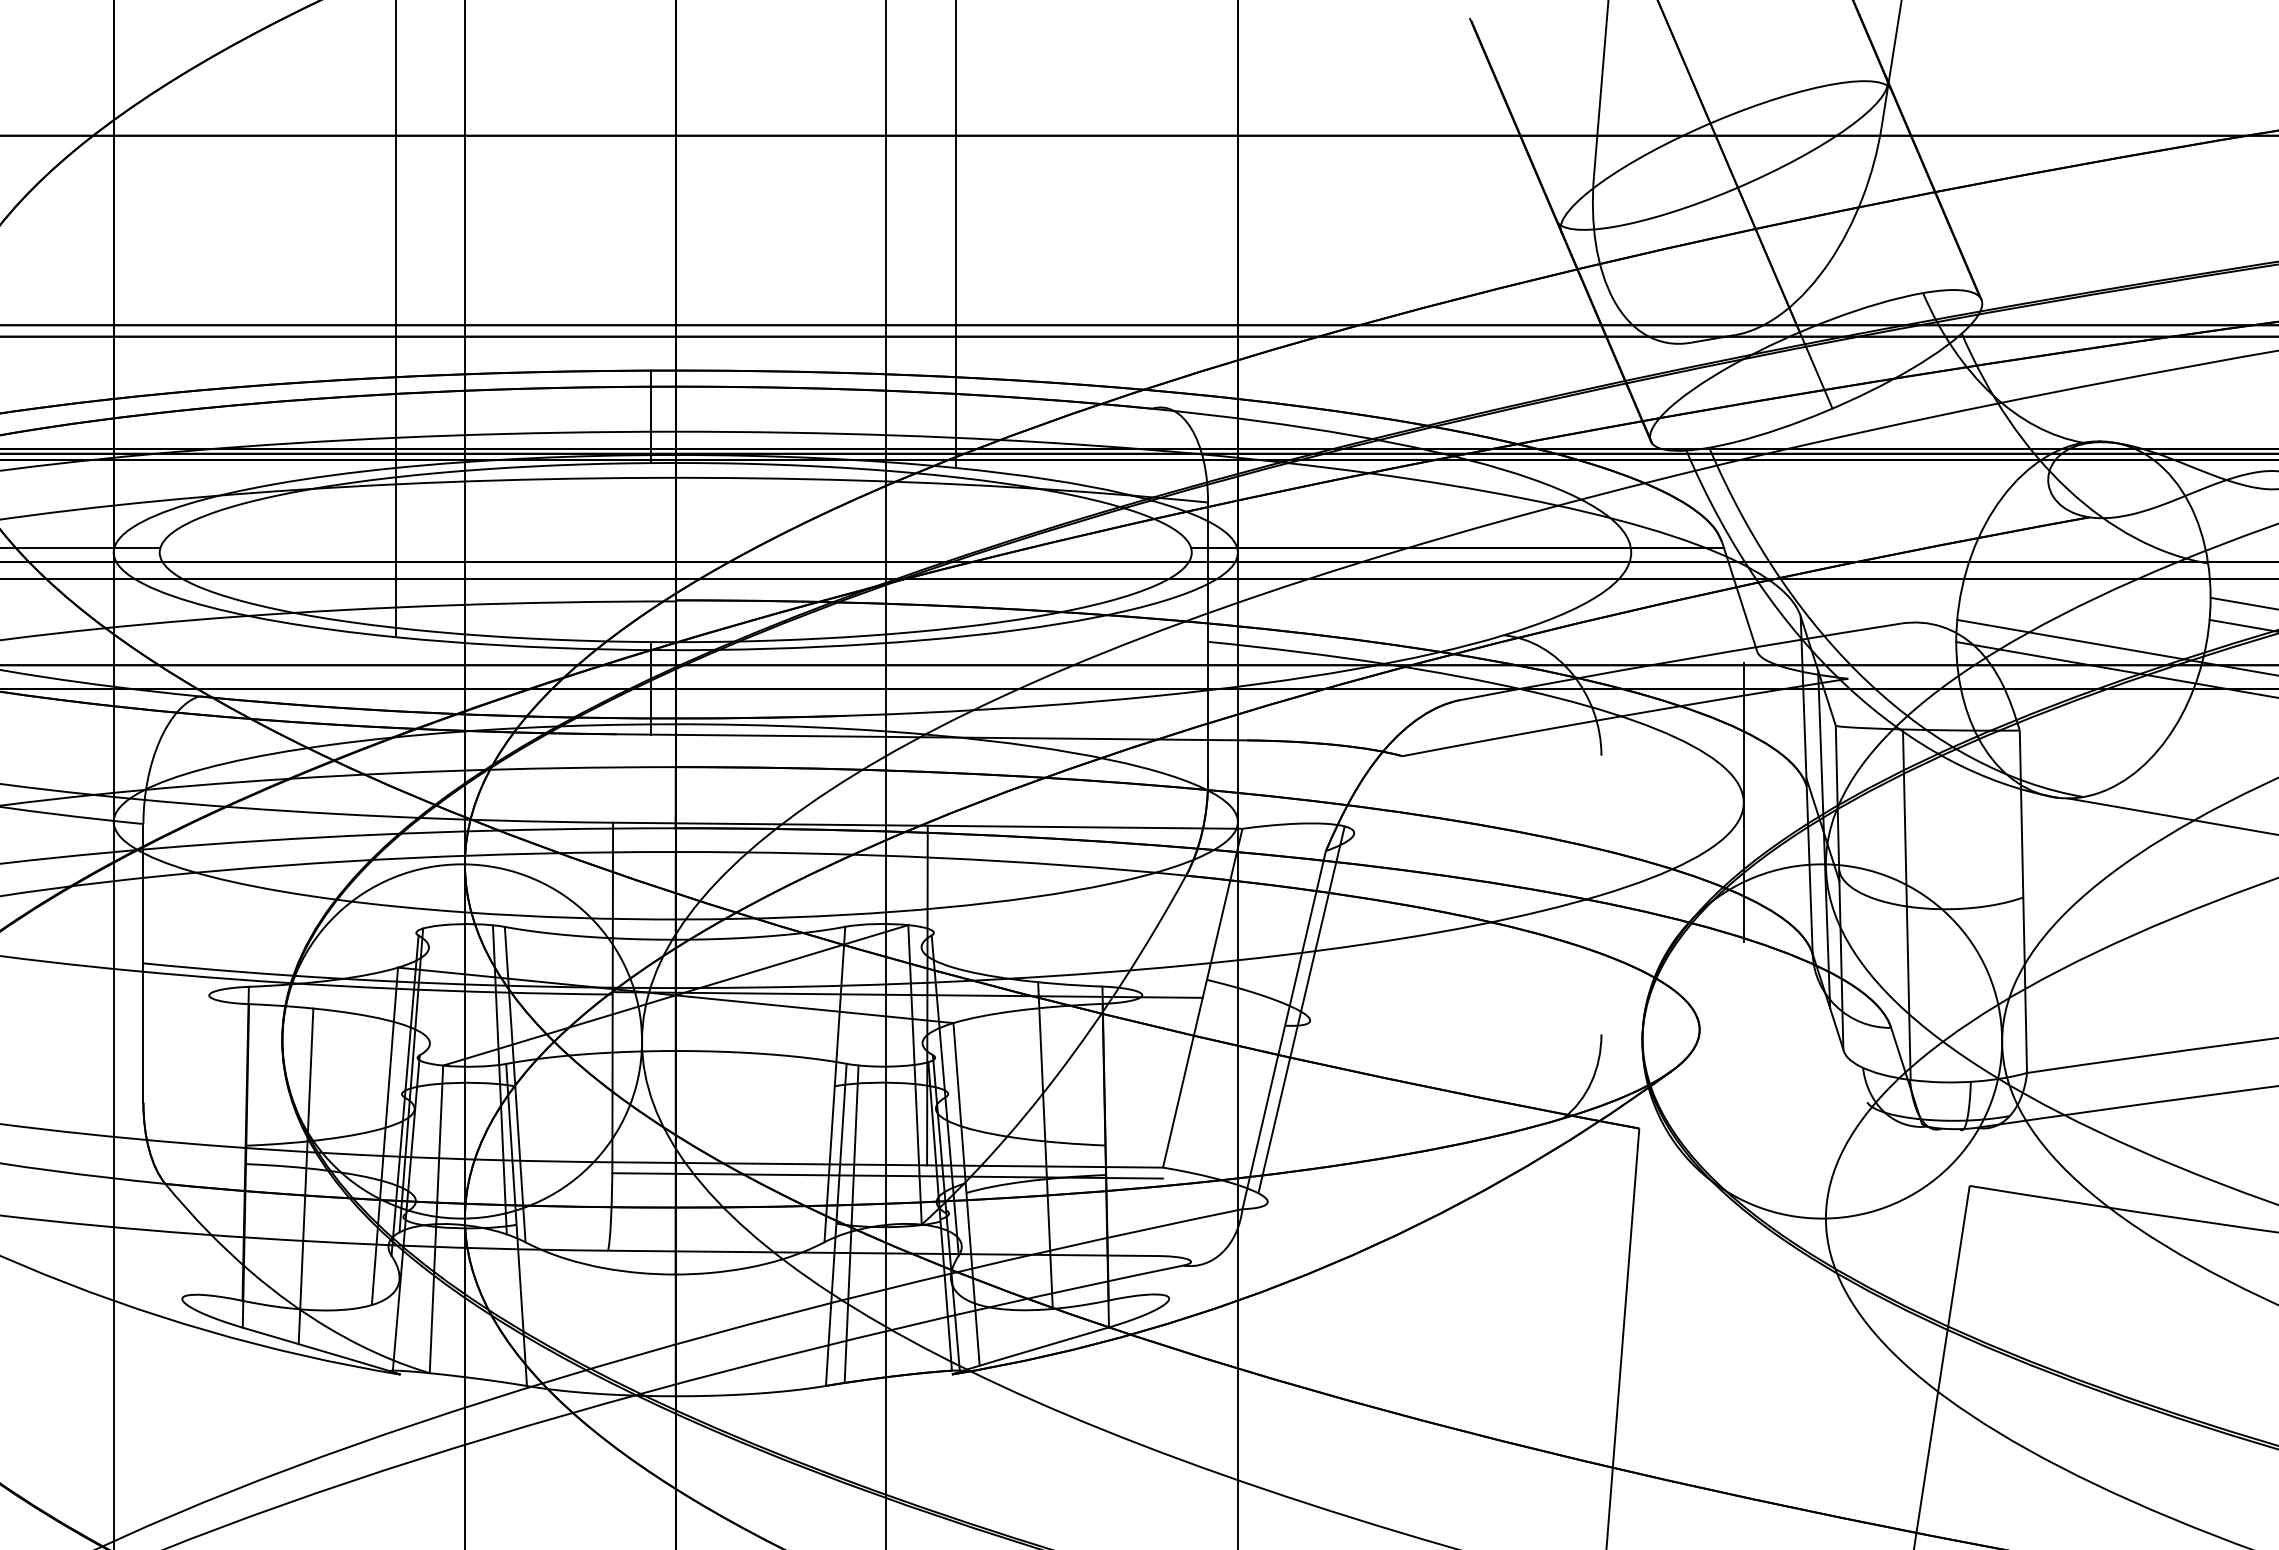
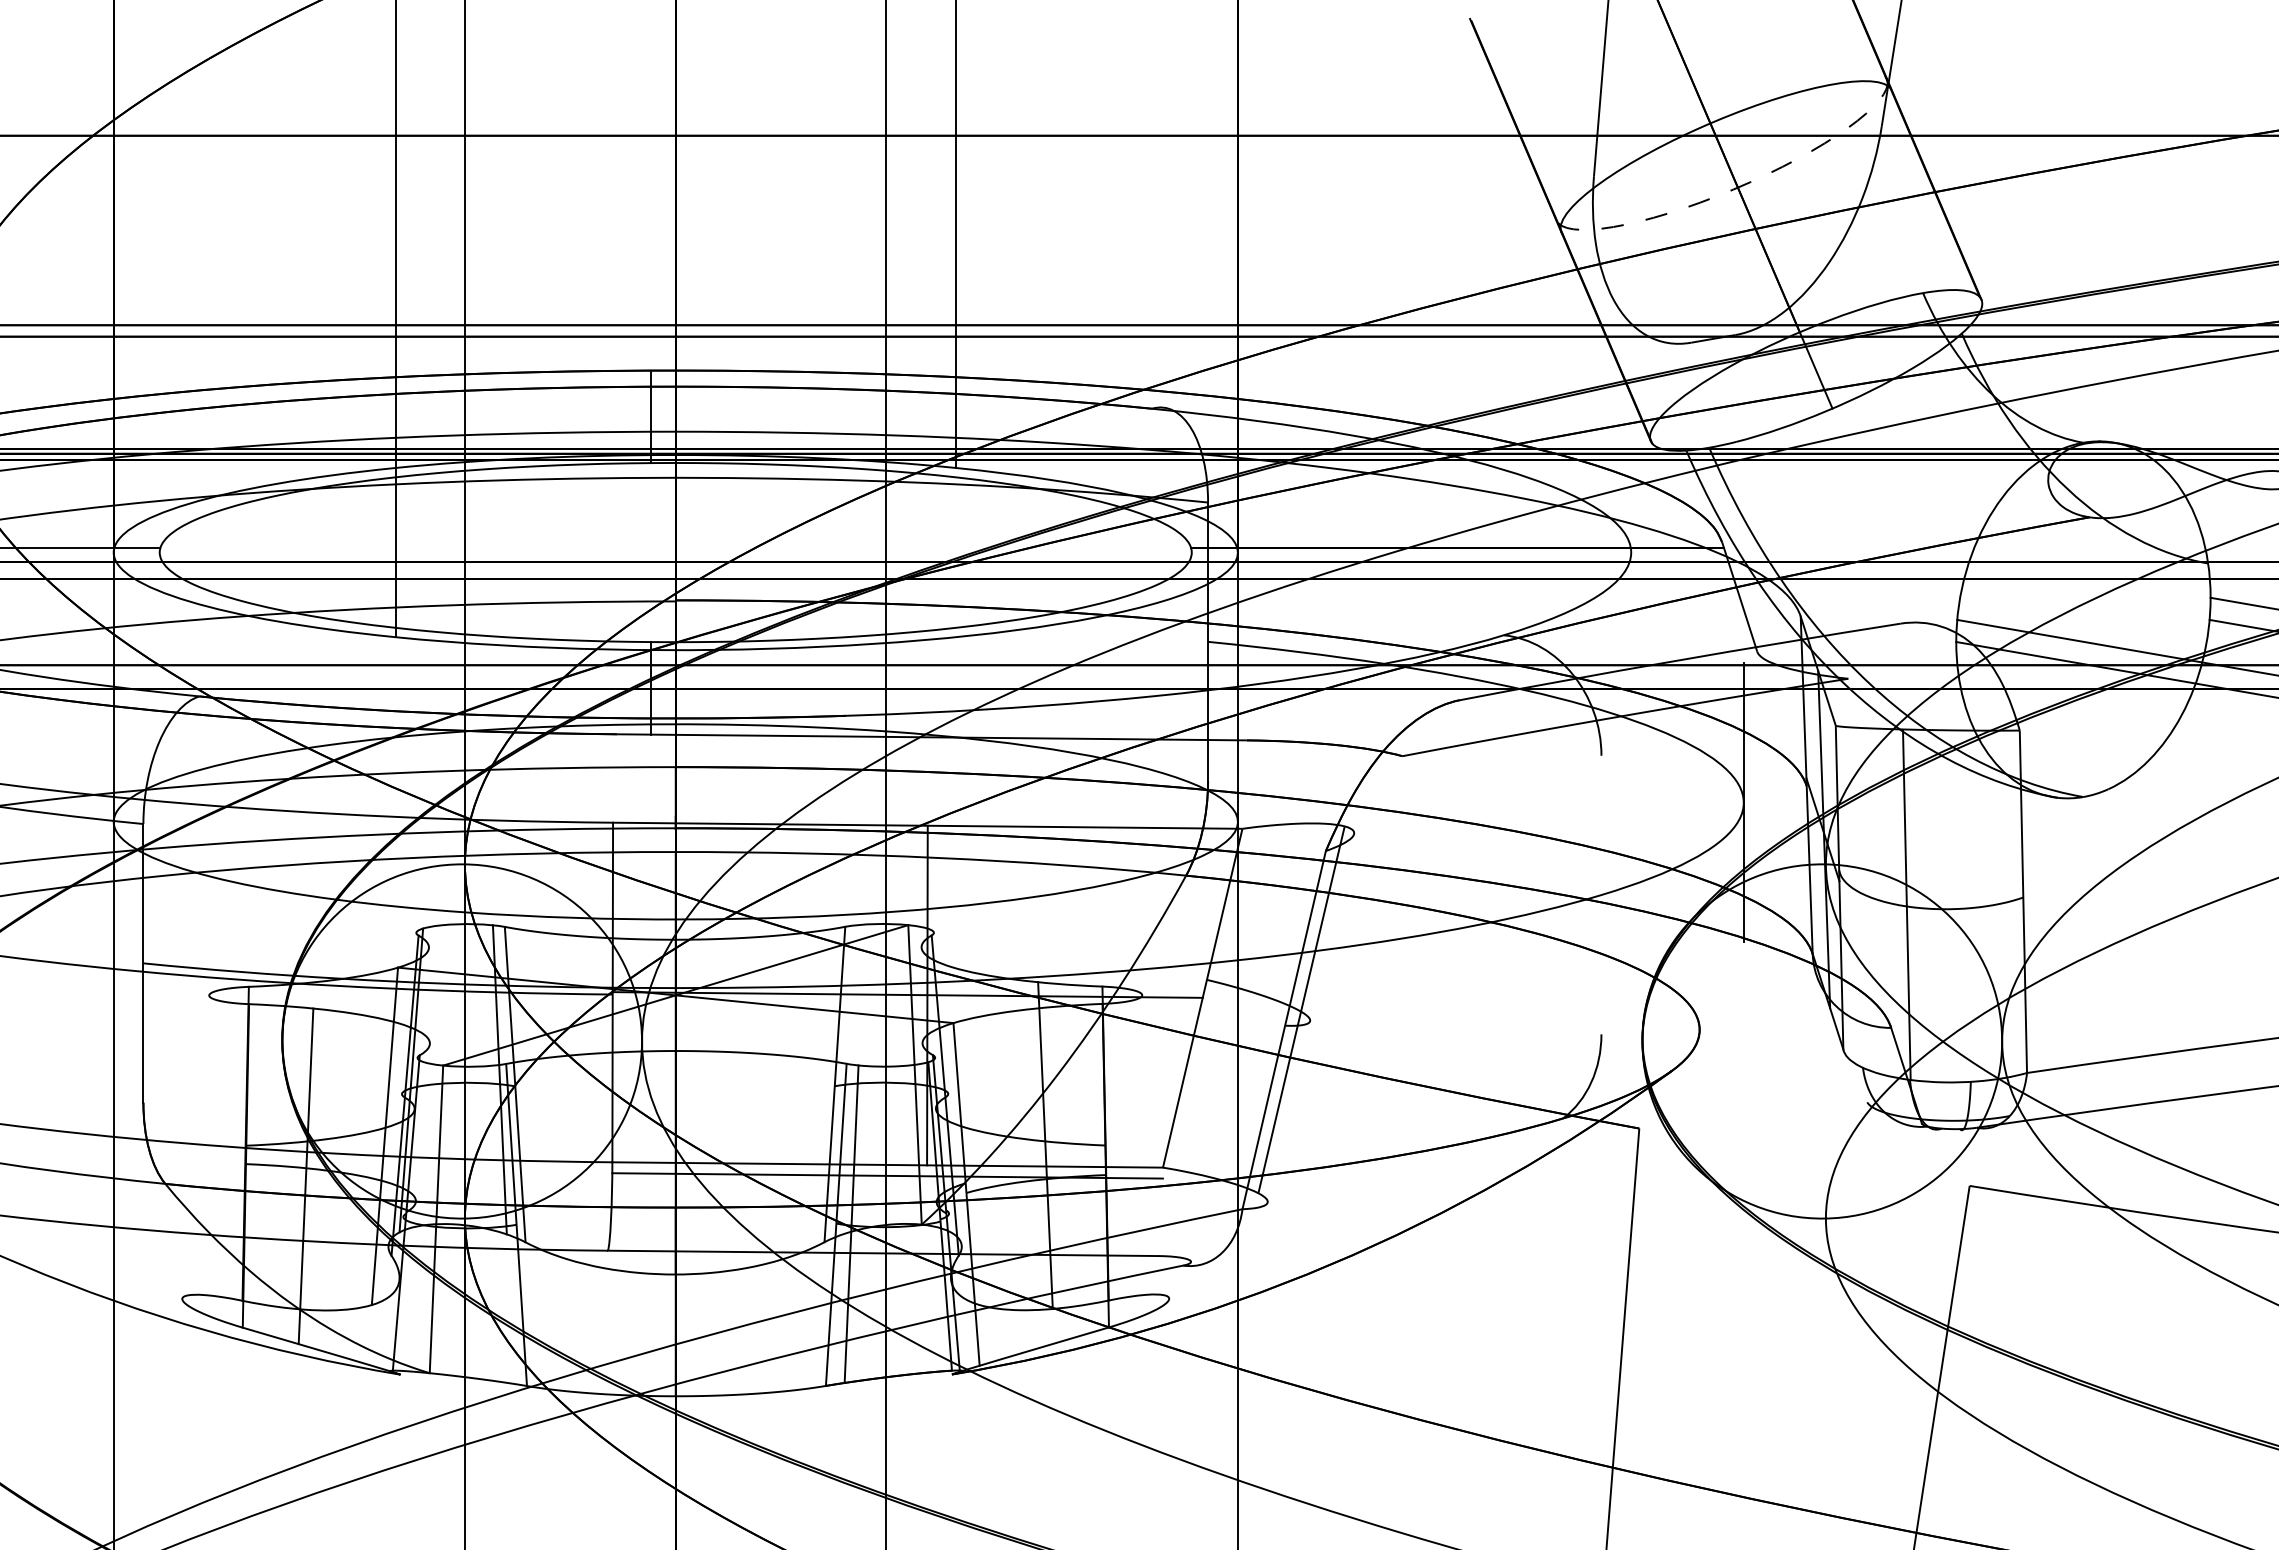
arc: solid -> dashed (1743, 185)
line: present -> none (2171, 816)
